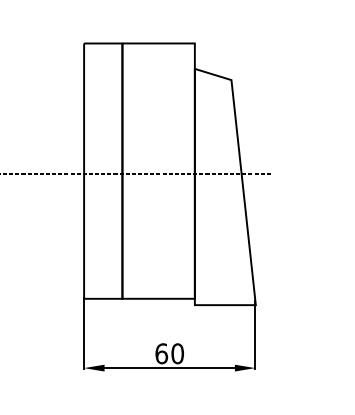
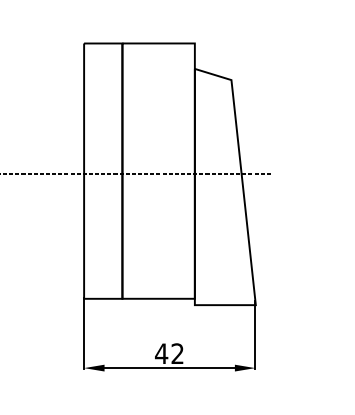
text: 60 -> 42 (169, 353)
